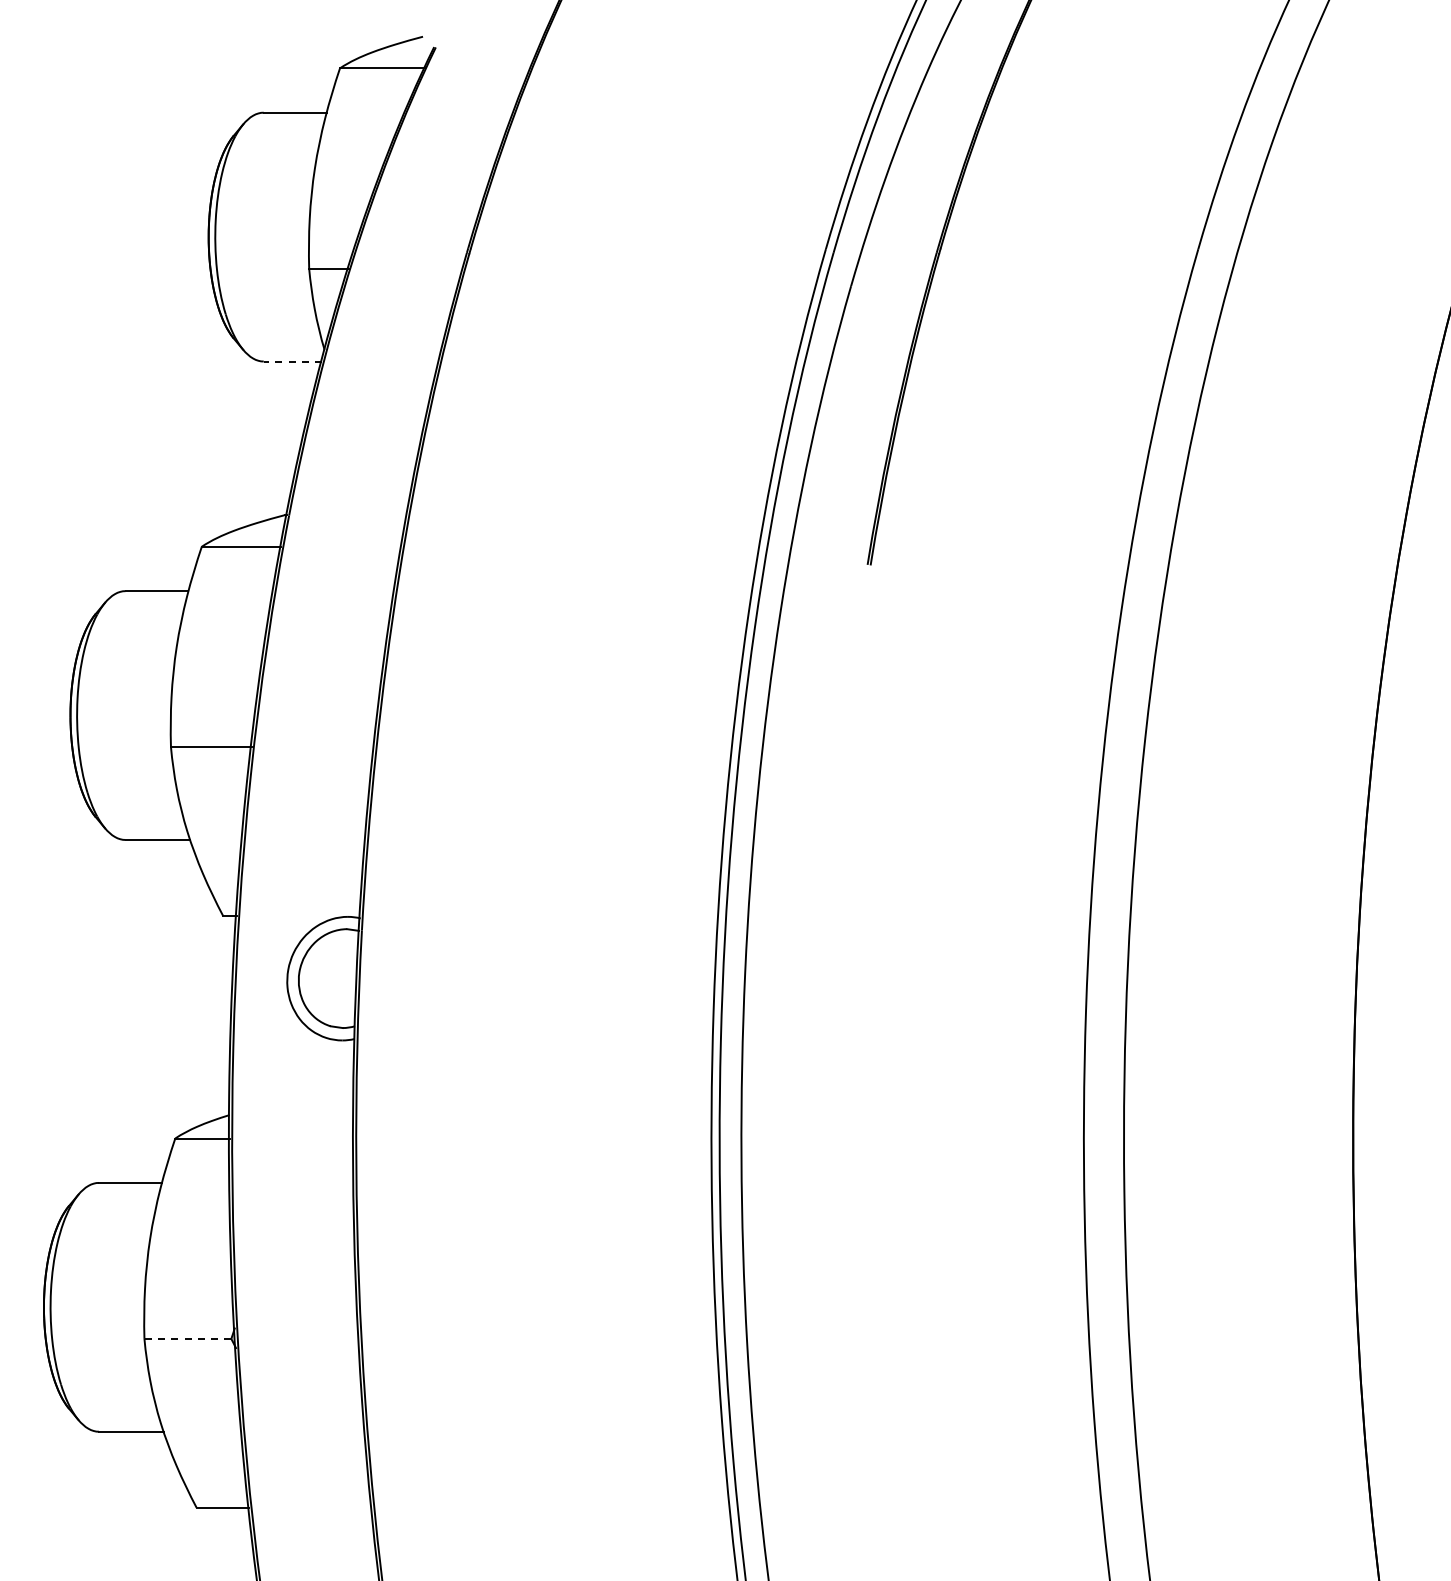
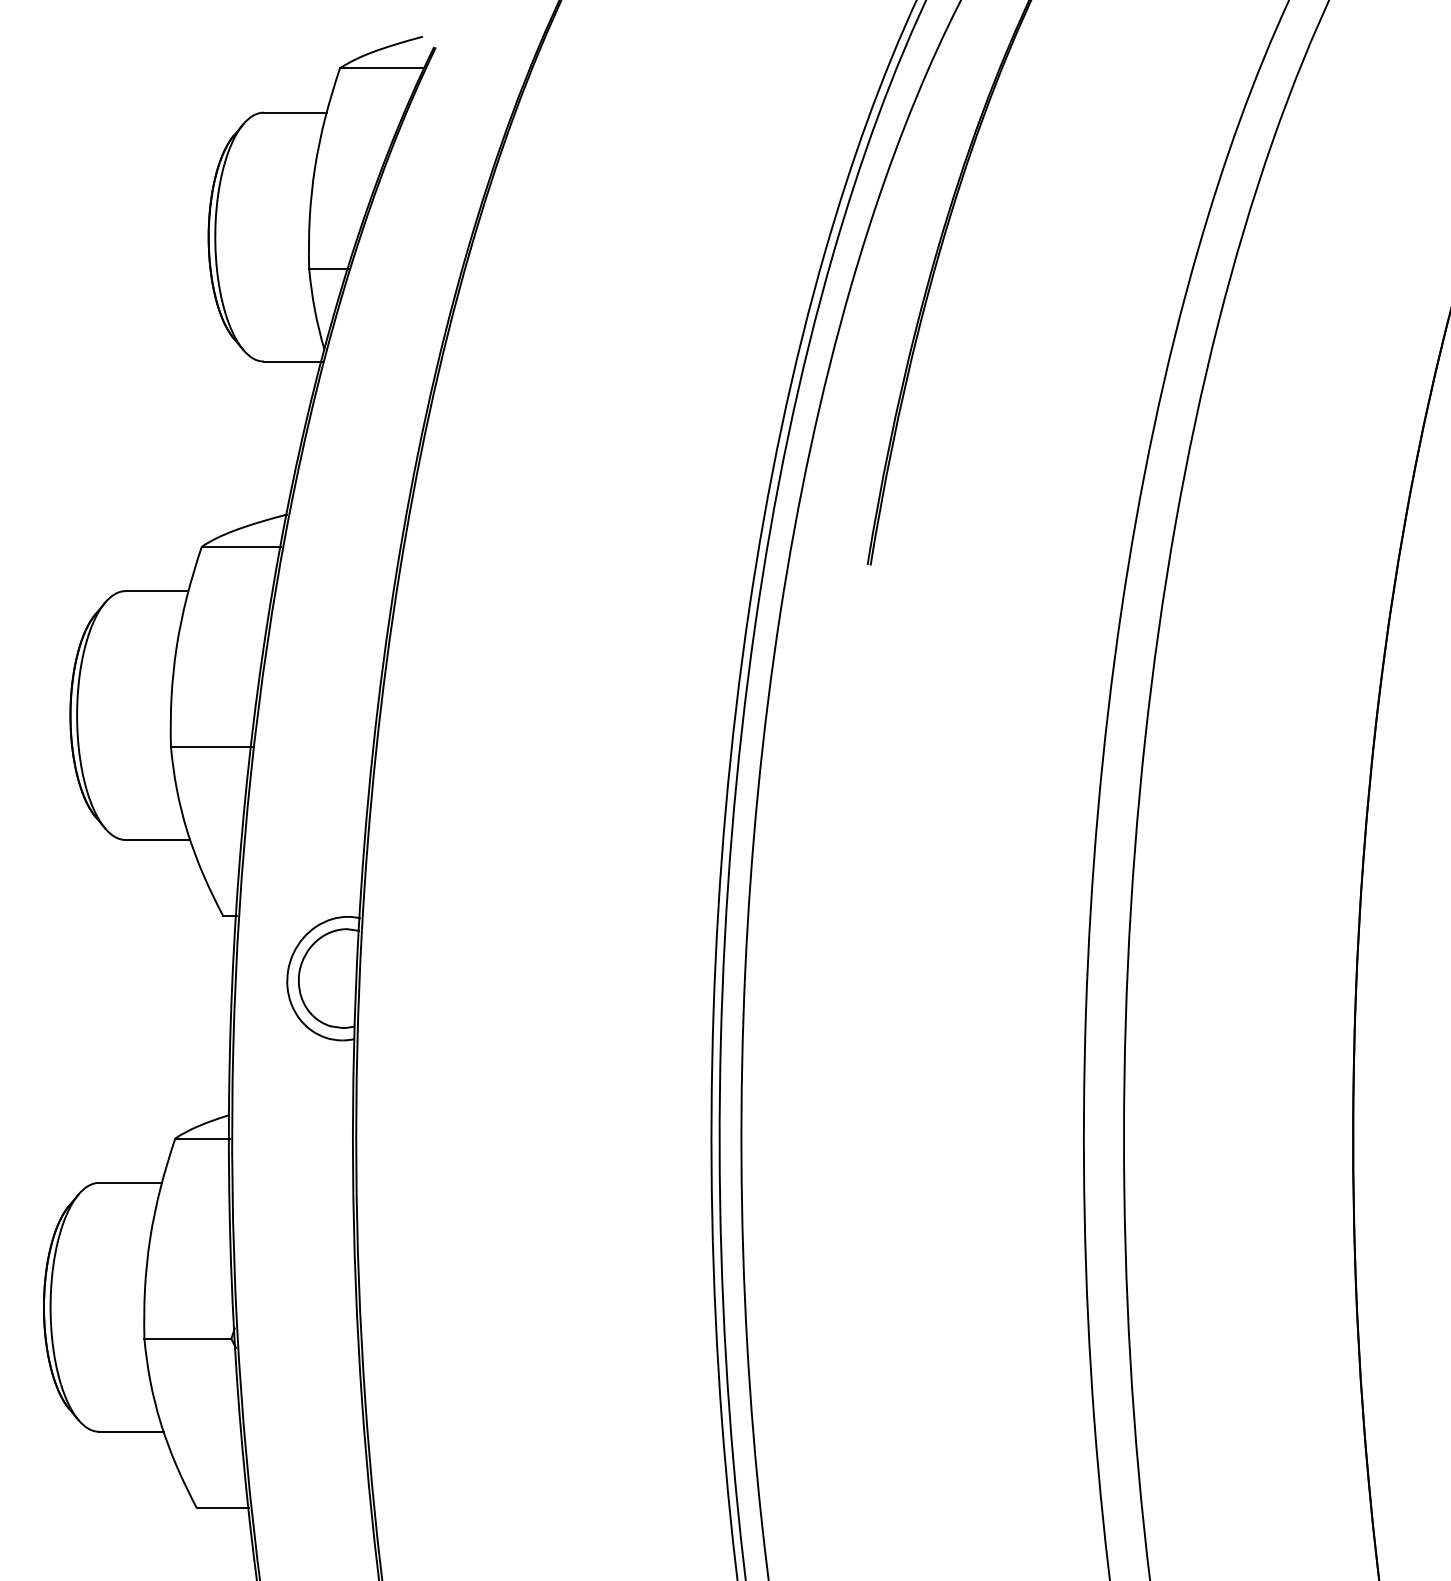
line: dashed -> solid (292, 361)
line: dashed -> solid (187, 1338)
